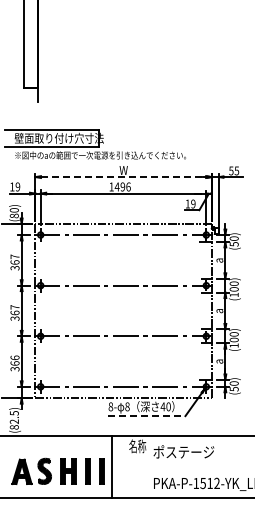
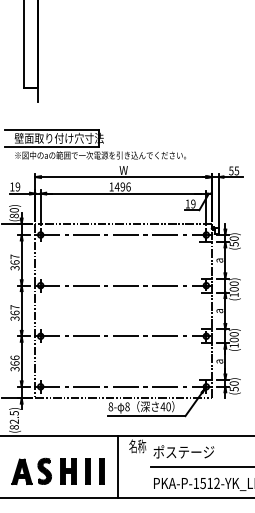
line: dashed -> solid (123, 177)
line: dashed -> solid (146, 416)
line position: (111, 466) -> (117, 466) (117, 466)
line: none -> present (200, 466)
